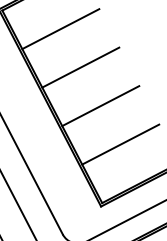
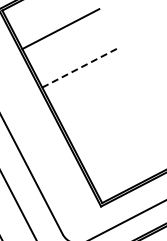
line: solid -> dashed (81, 67)
line: present -> none (100, 106)
line: present -> none (120, 144)
